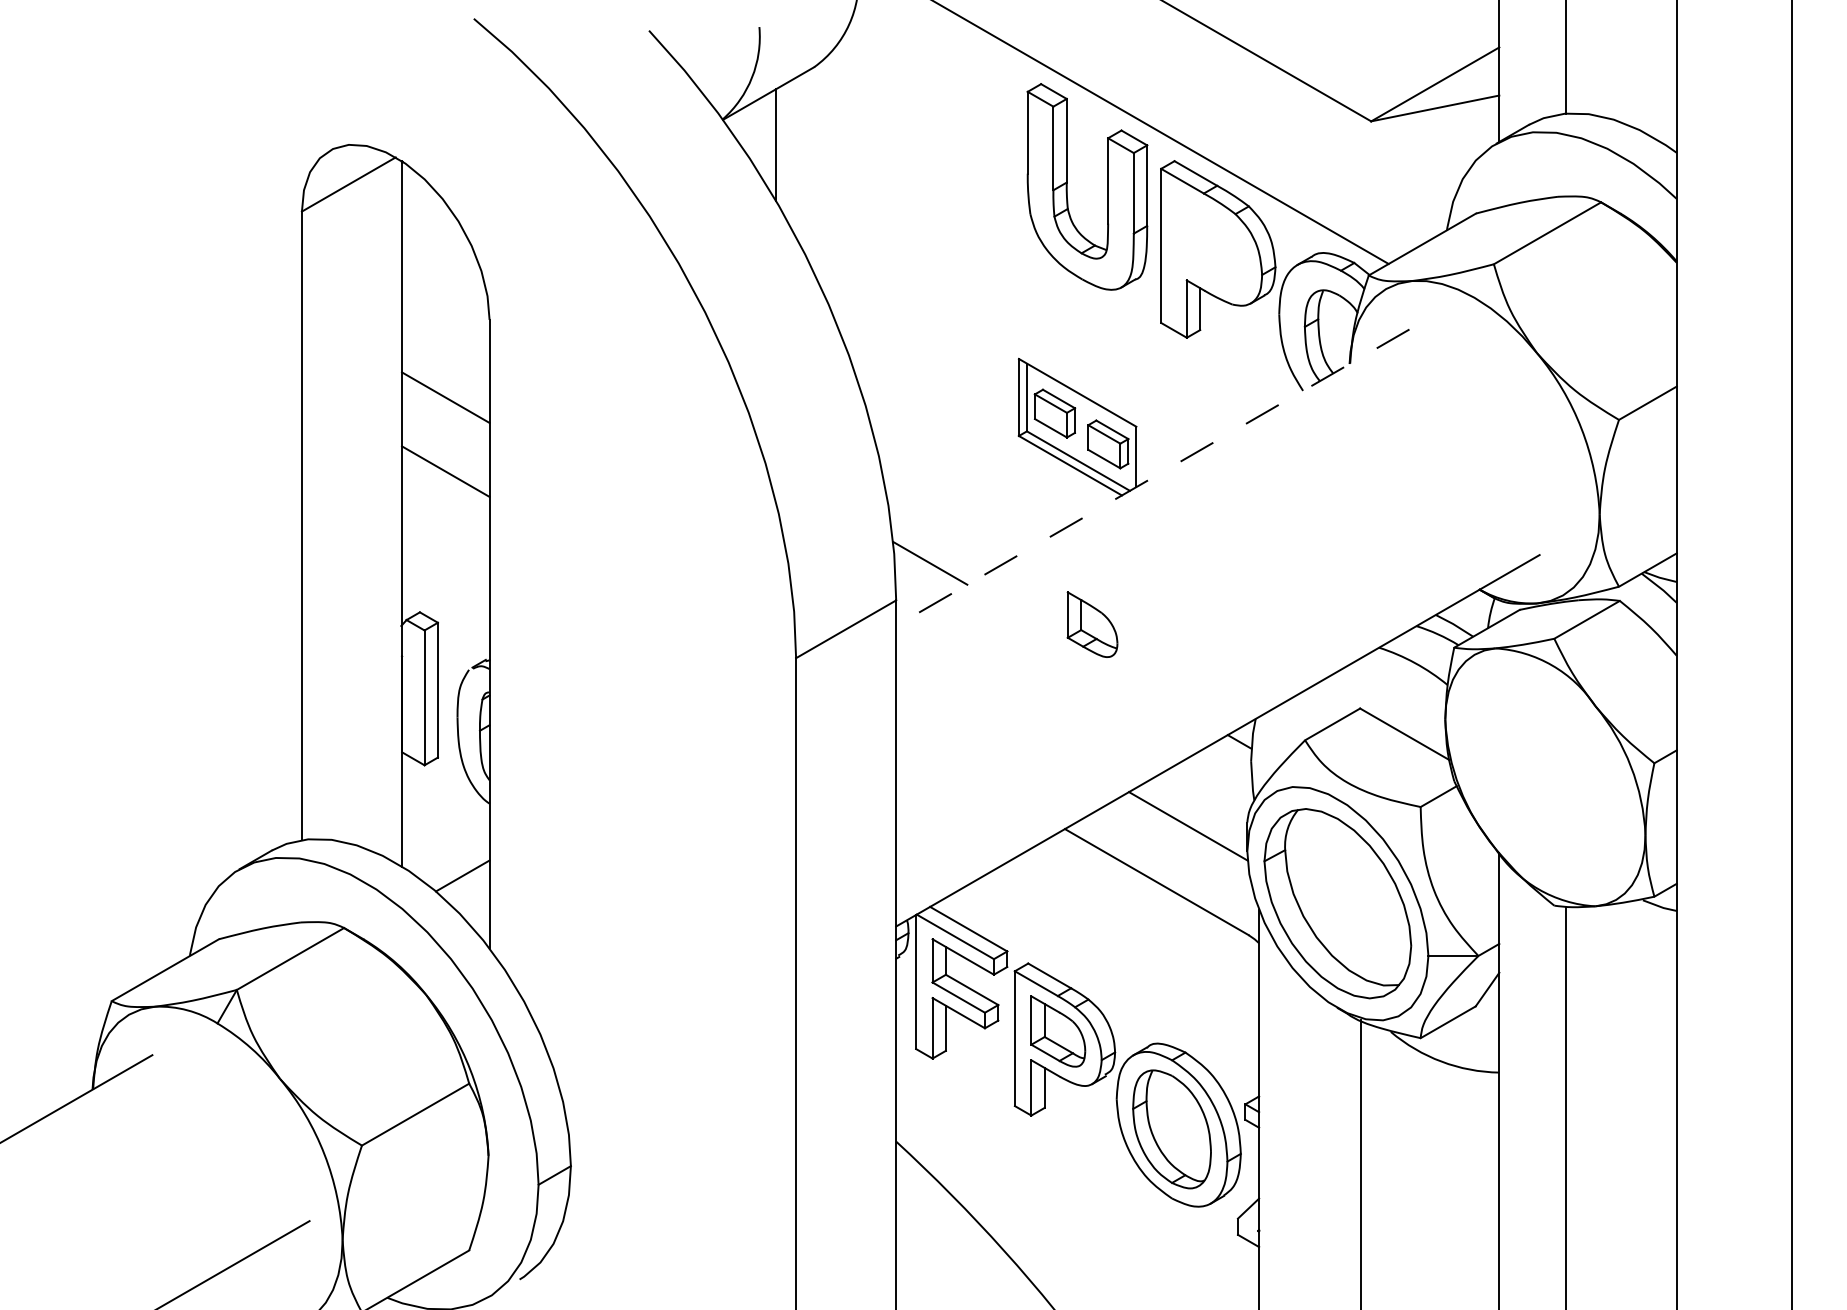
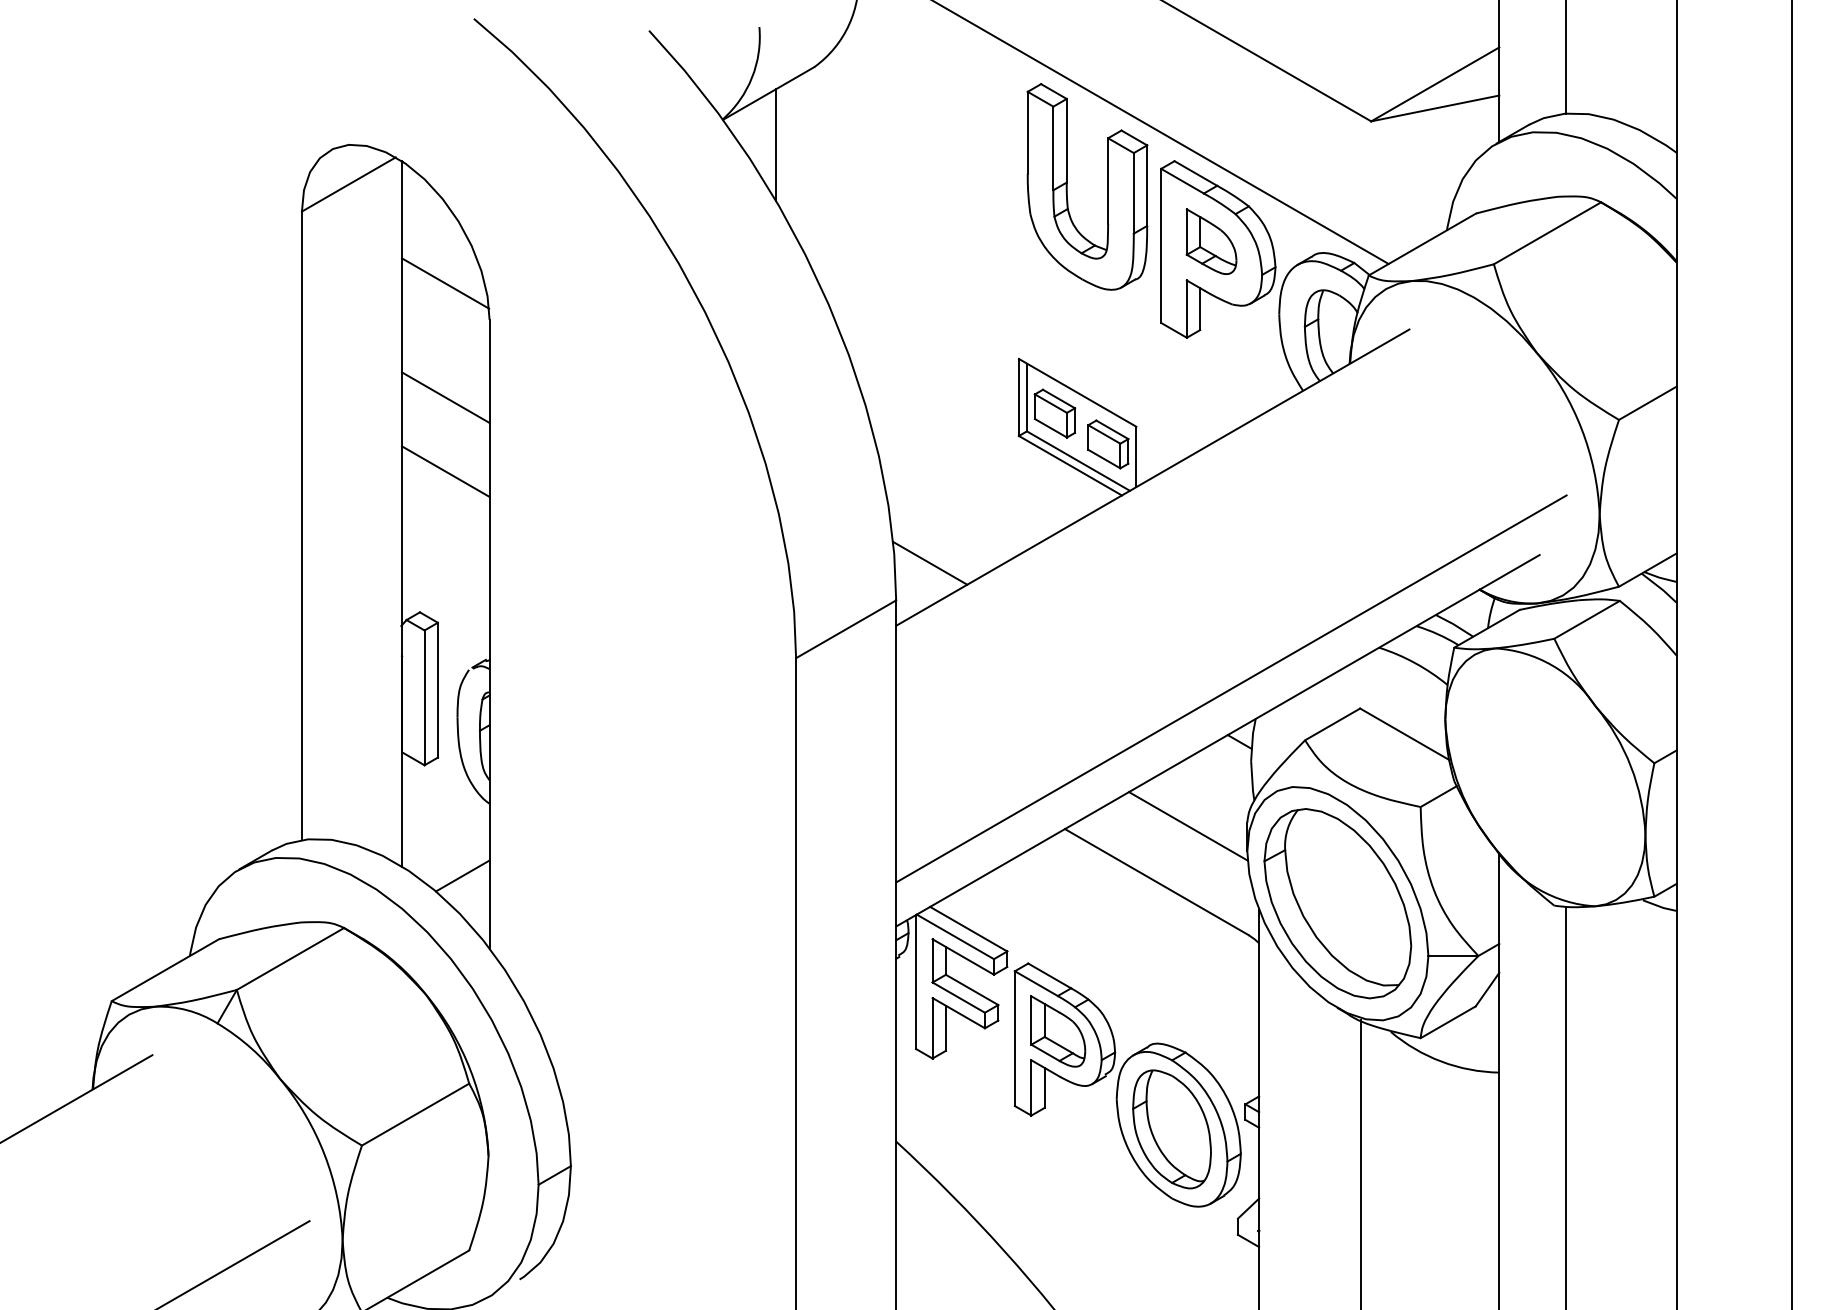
line: none -> present (445, 283)
line: dashed -> solid (1152, 477)
part position: (1092, 624) -> (1211, 241) (1211, 241)
line: none -> present (1231, 688)
